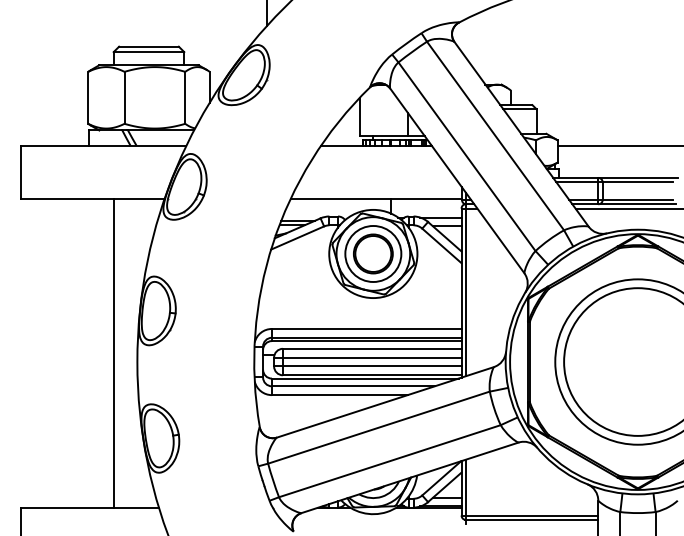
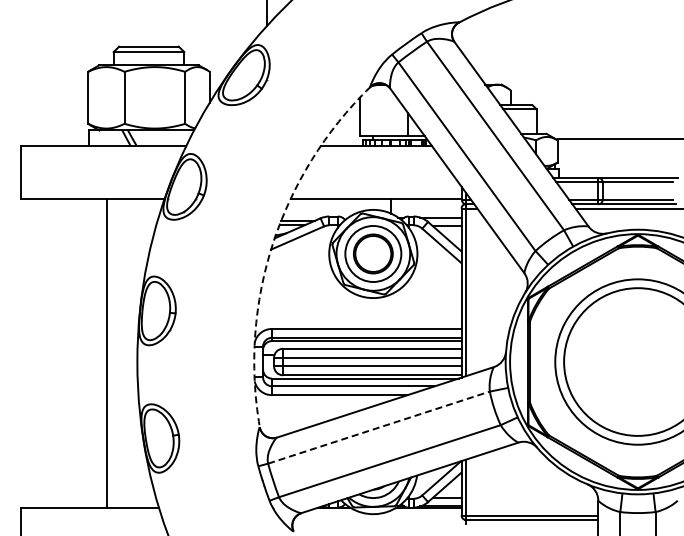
line position: (618, 145) -> (618, 138) (618, 138)
arc: solid -> dashed (273, 243)
line position: (113, 352) -> (106, 352) (106, 352)
line: solid -> dashed (378, 427)
